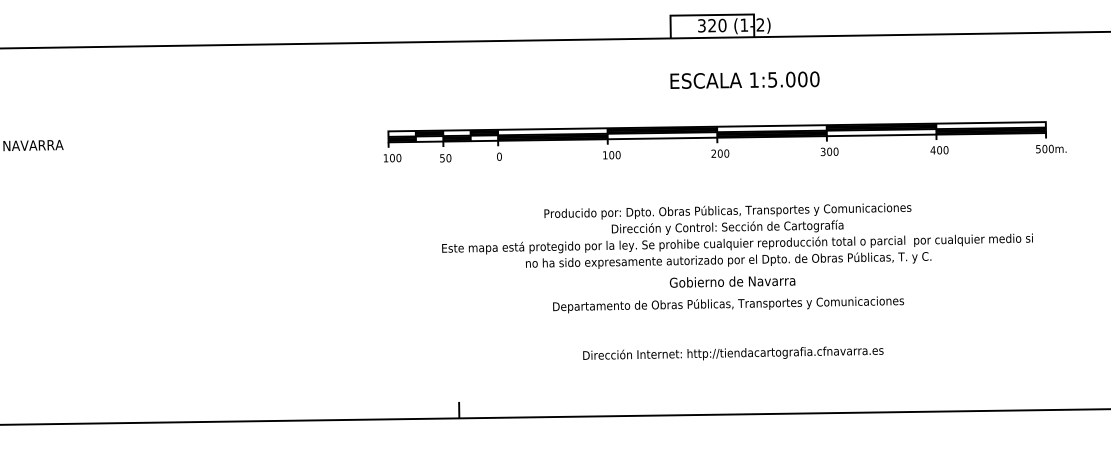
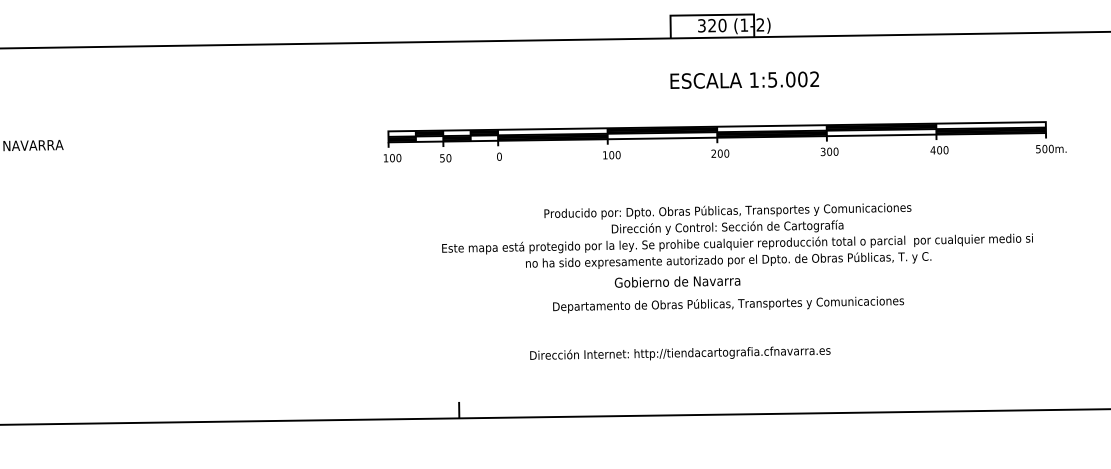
text: 1:5.000 -> 1:5.002 (814, 79)
text position: (732, 281) -> (677, 281) (677, 281)
text position: (733, 353) -> (680, 353) (680, 353)
